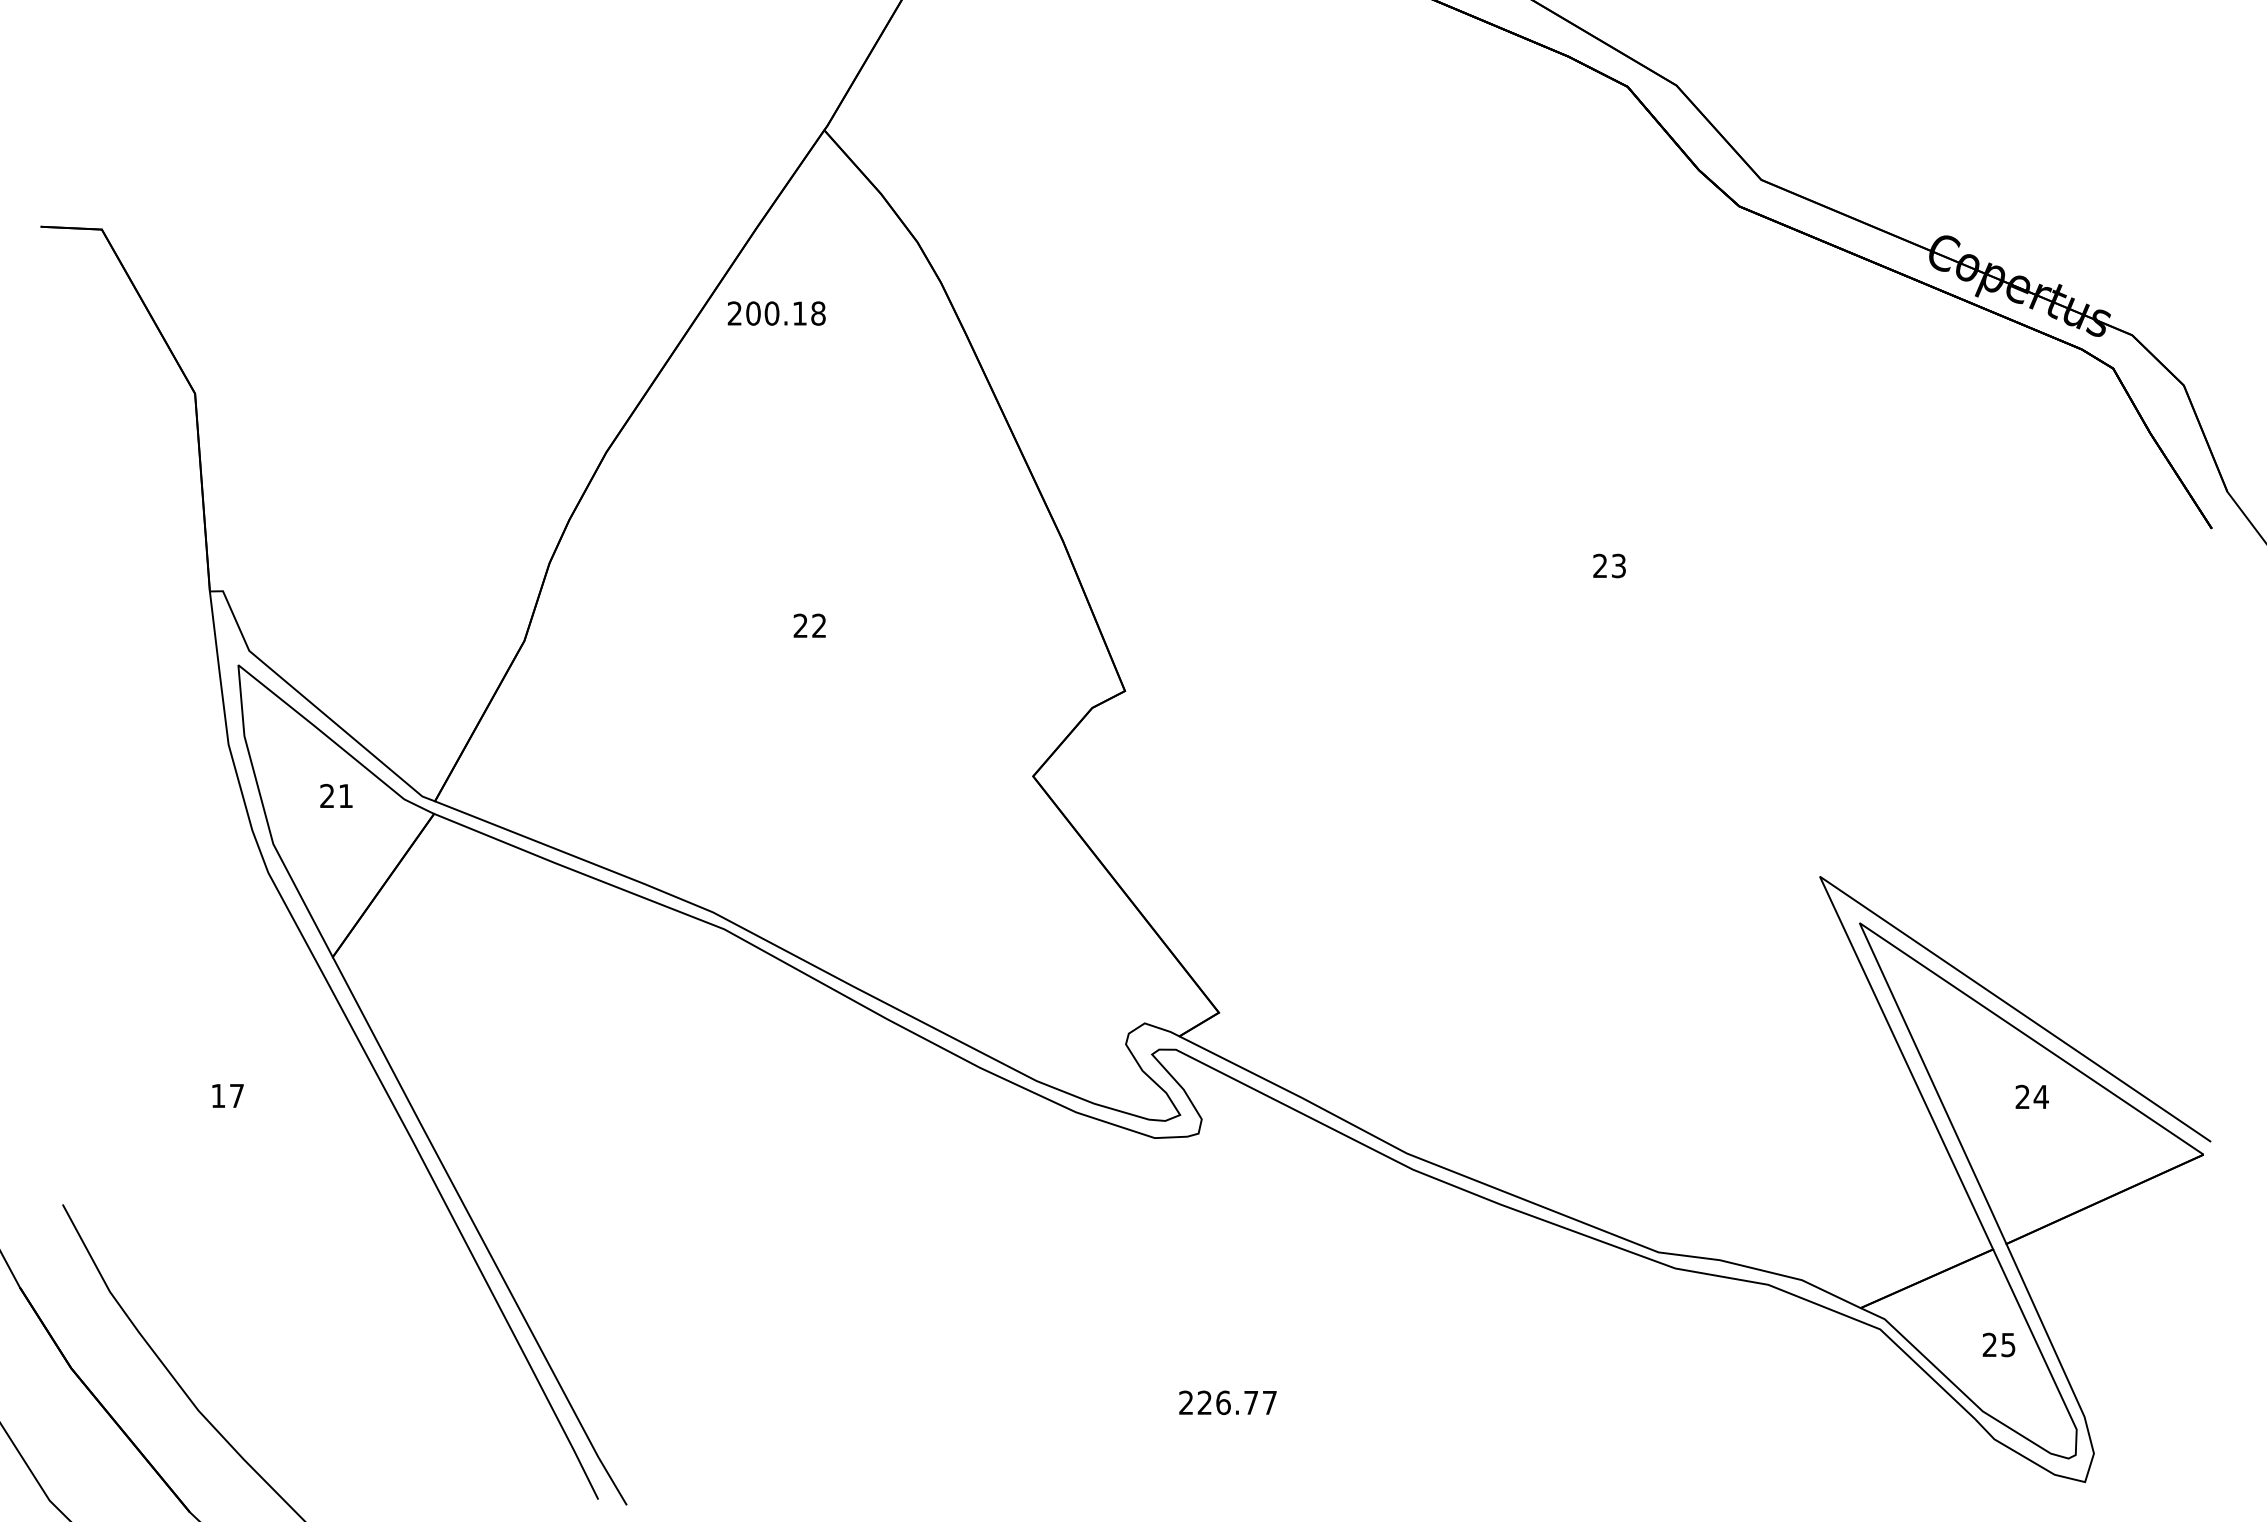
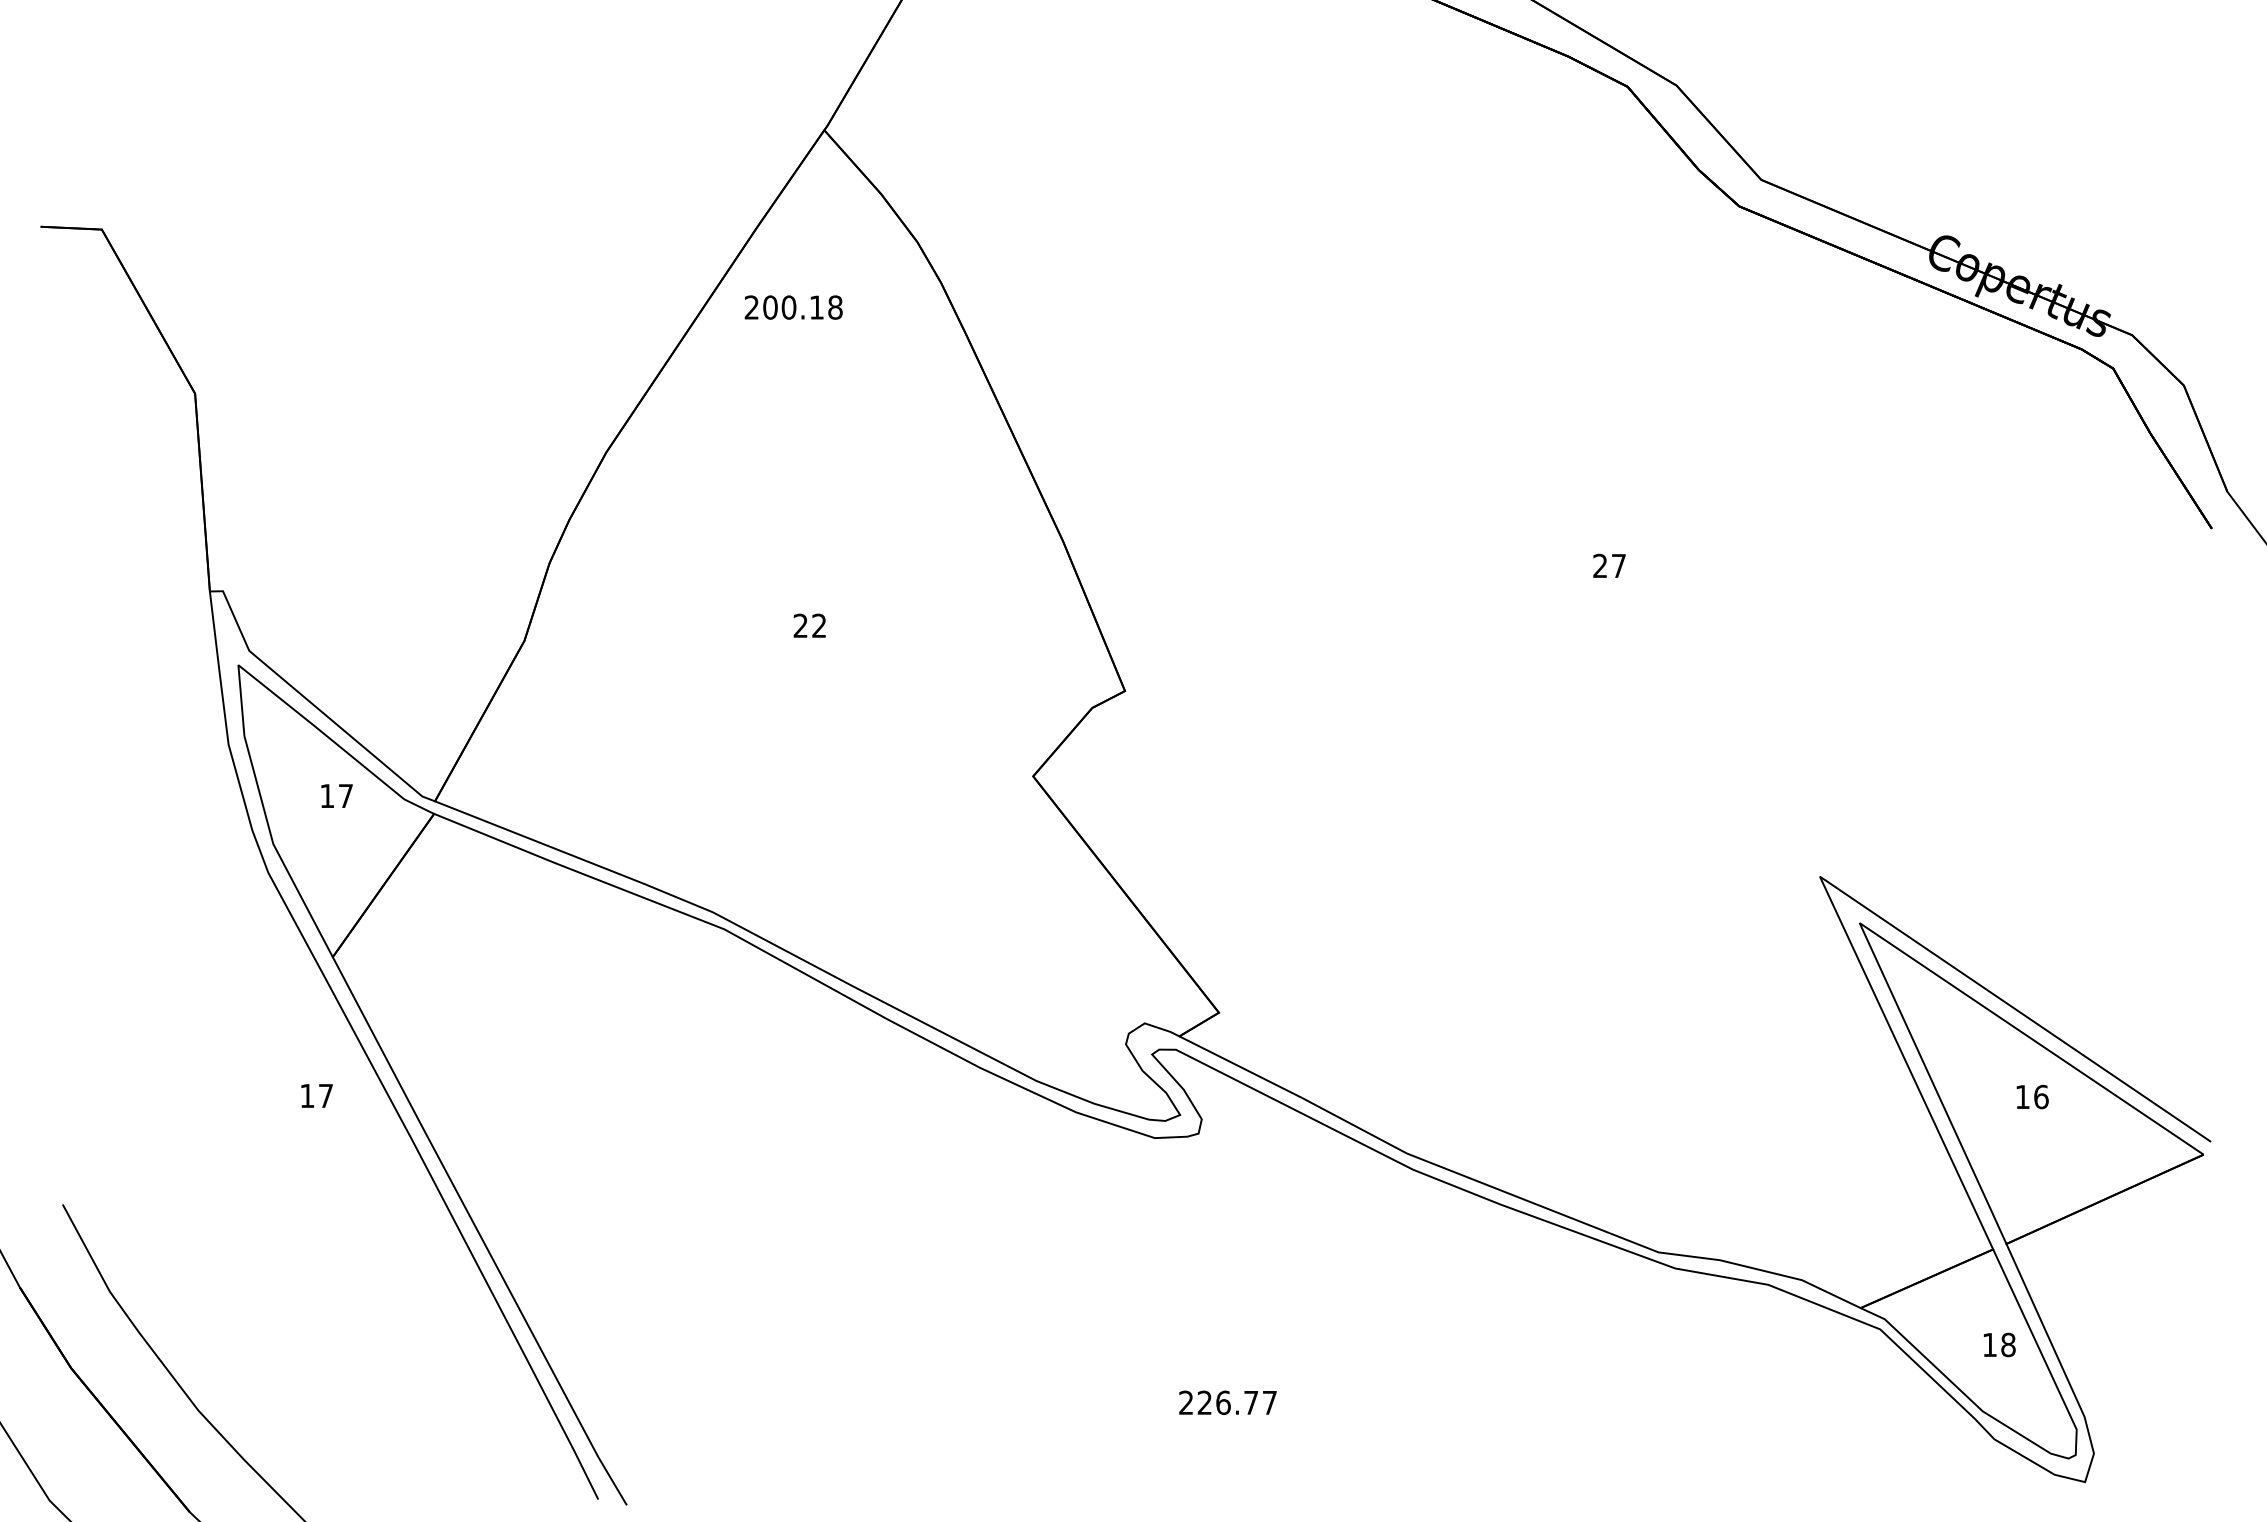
text position: (776, 313) -> (793, 307) (793, 307)
text: 23 -> 27 (1618, 565)
text: 21 -> 17 (336, 795)
text position: (227, 1095) -> (316, 1095) (316, 1095)
text: 24 -> 16 (2031, 1096)
text: 25 -> 18 (1998, 1344)
